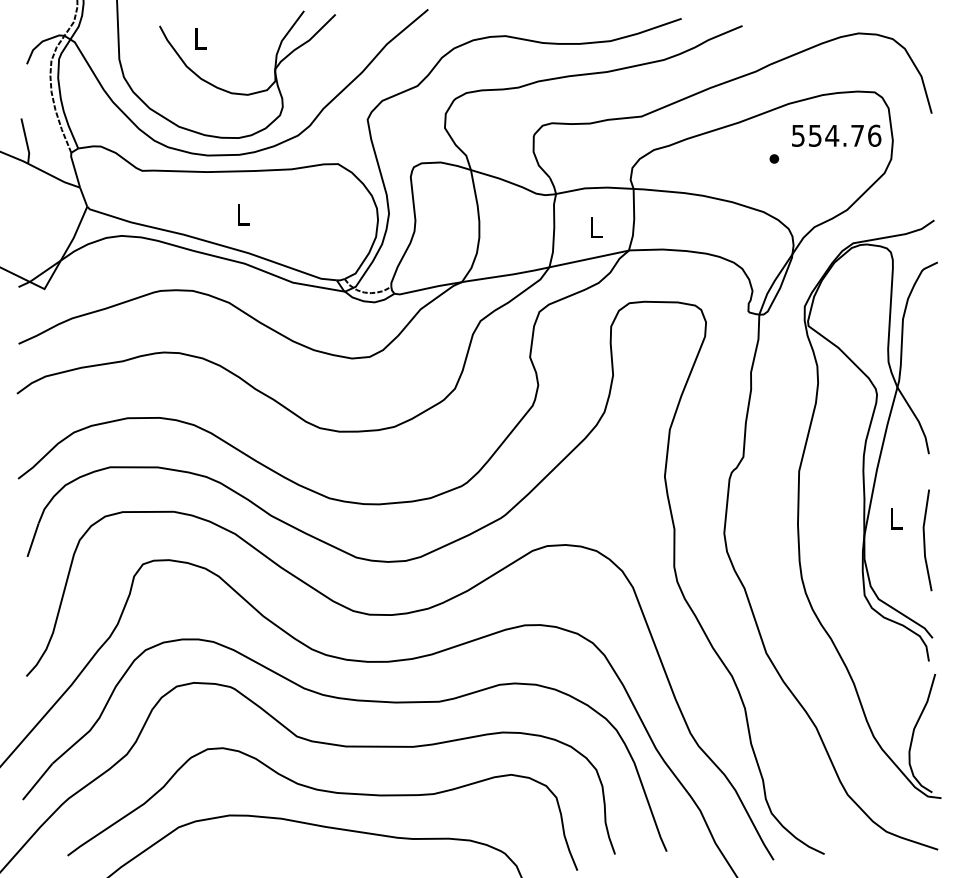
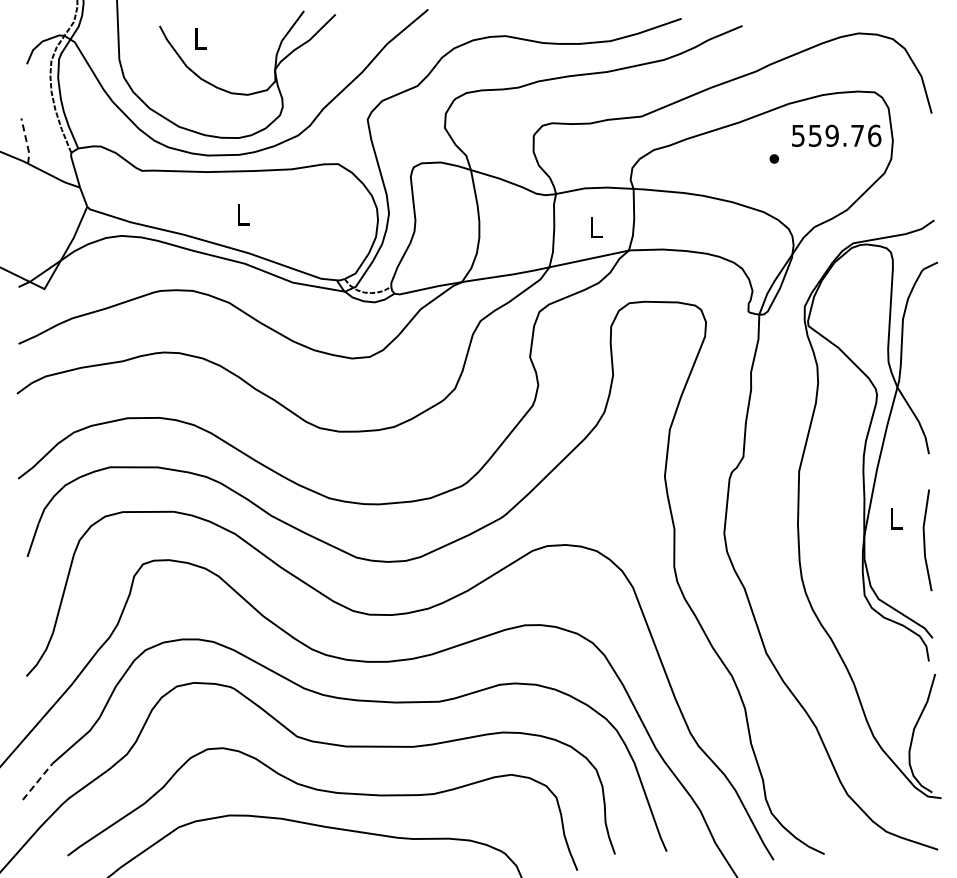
text: 554.76 -> 559.76 (832, 135)
line: solid -> dashed (26, 141)
line: solid -> dashed (37, 781)
